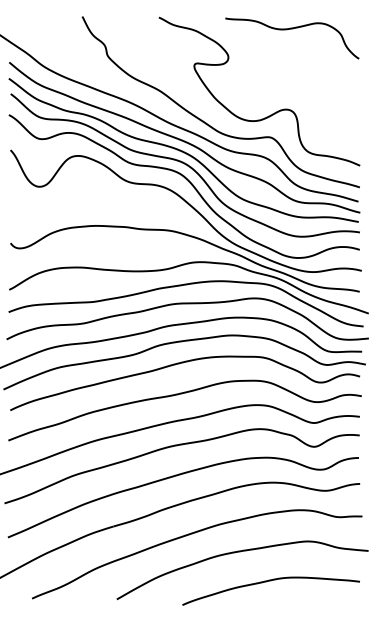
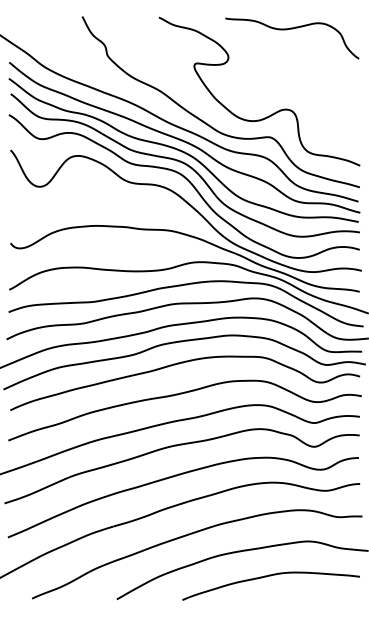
curve position: (266, 582) -> (266, 577) (266, 577)
